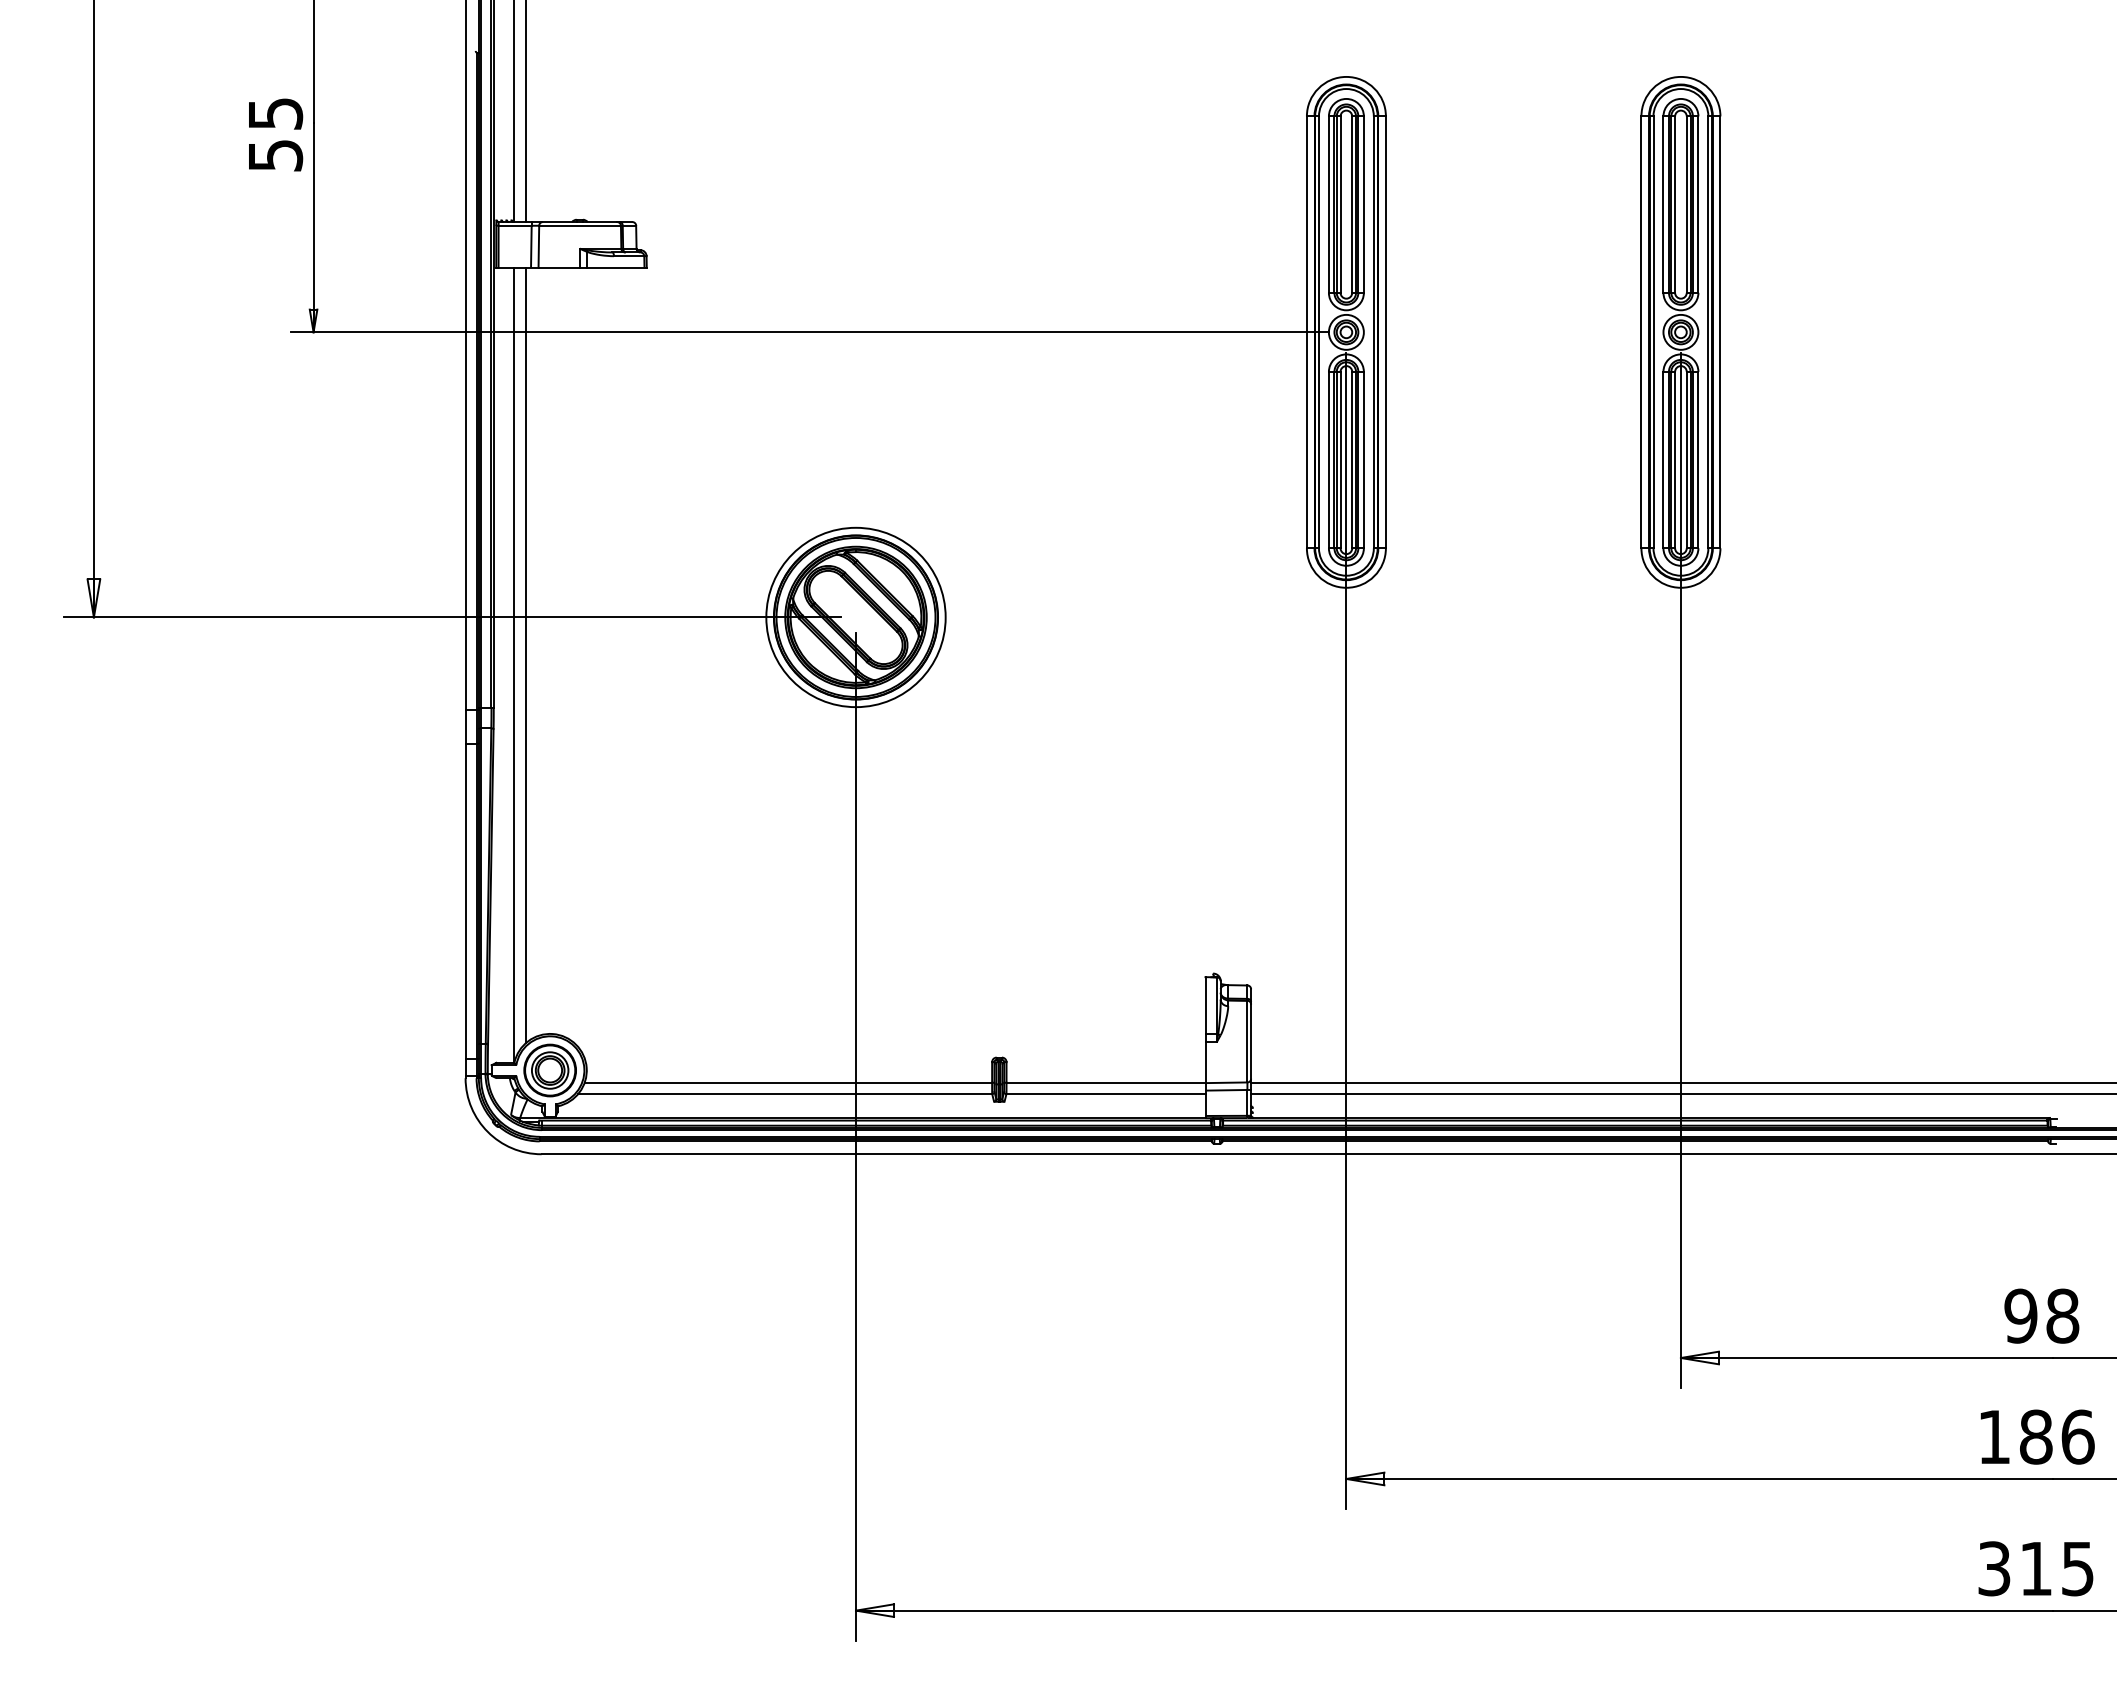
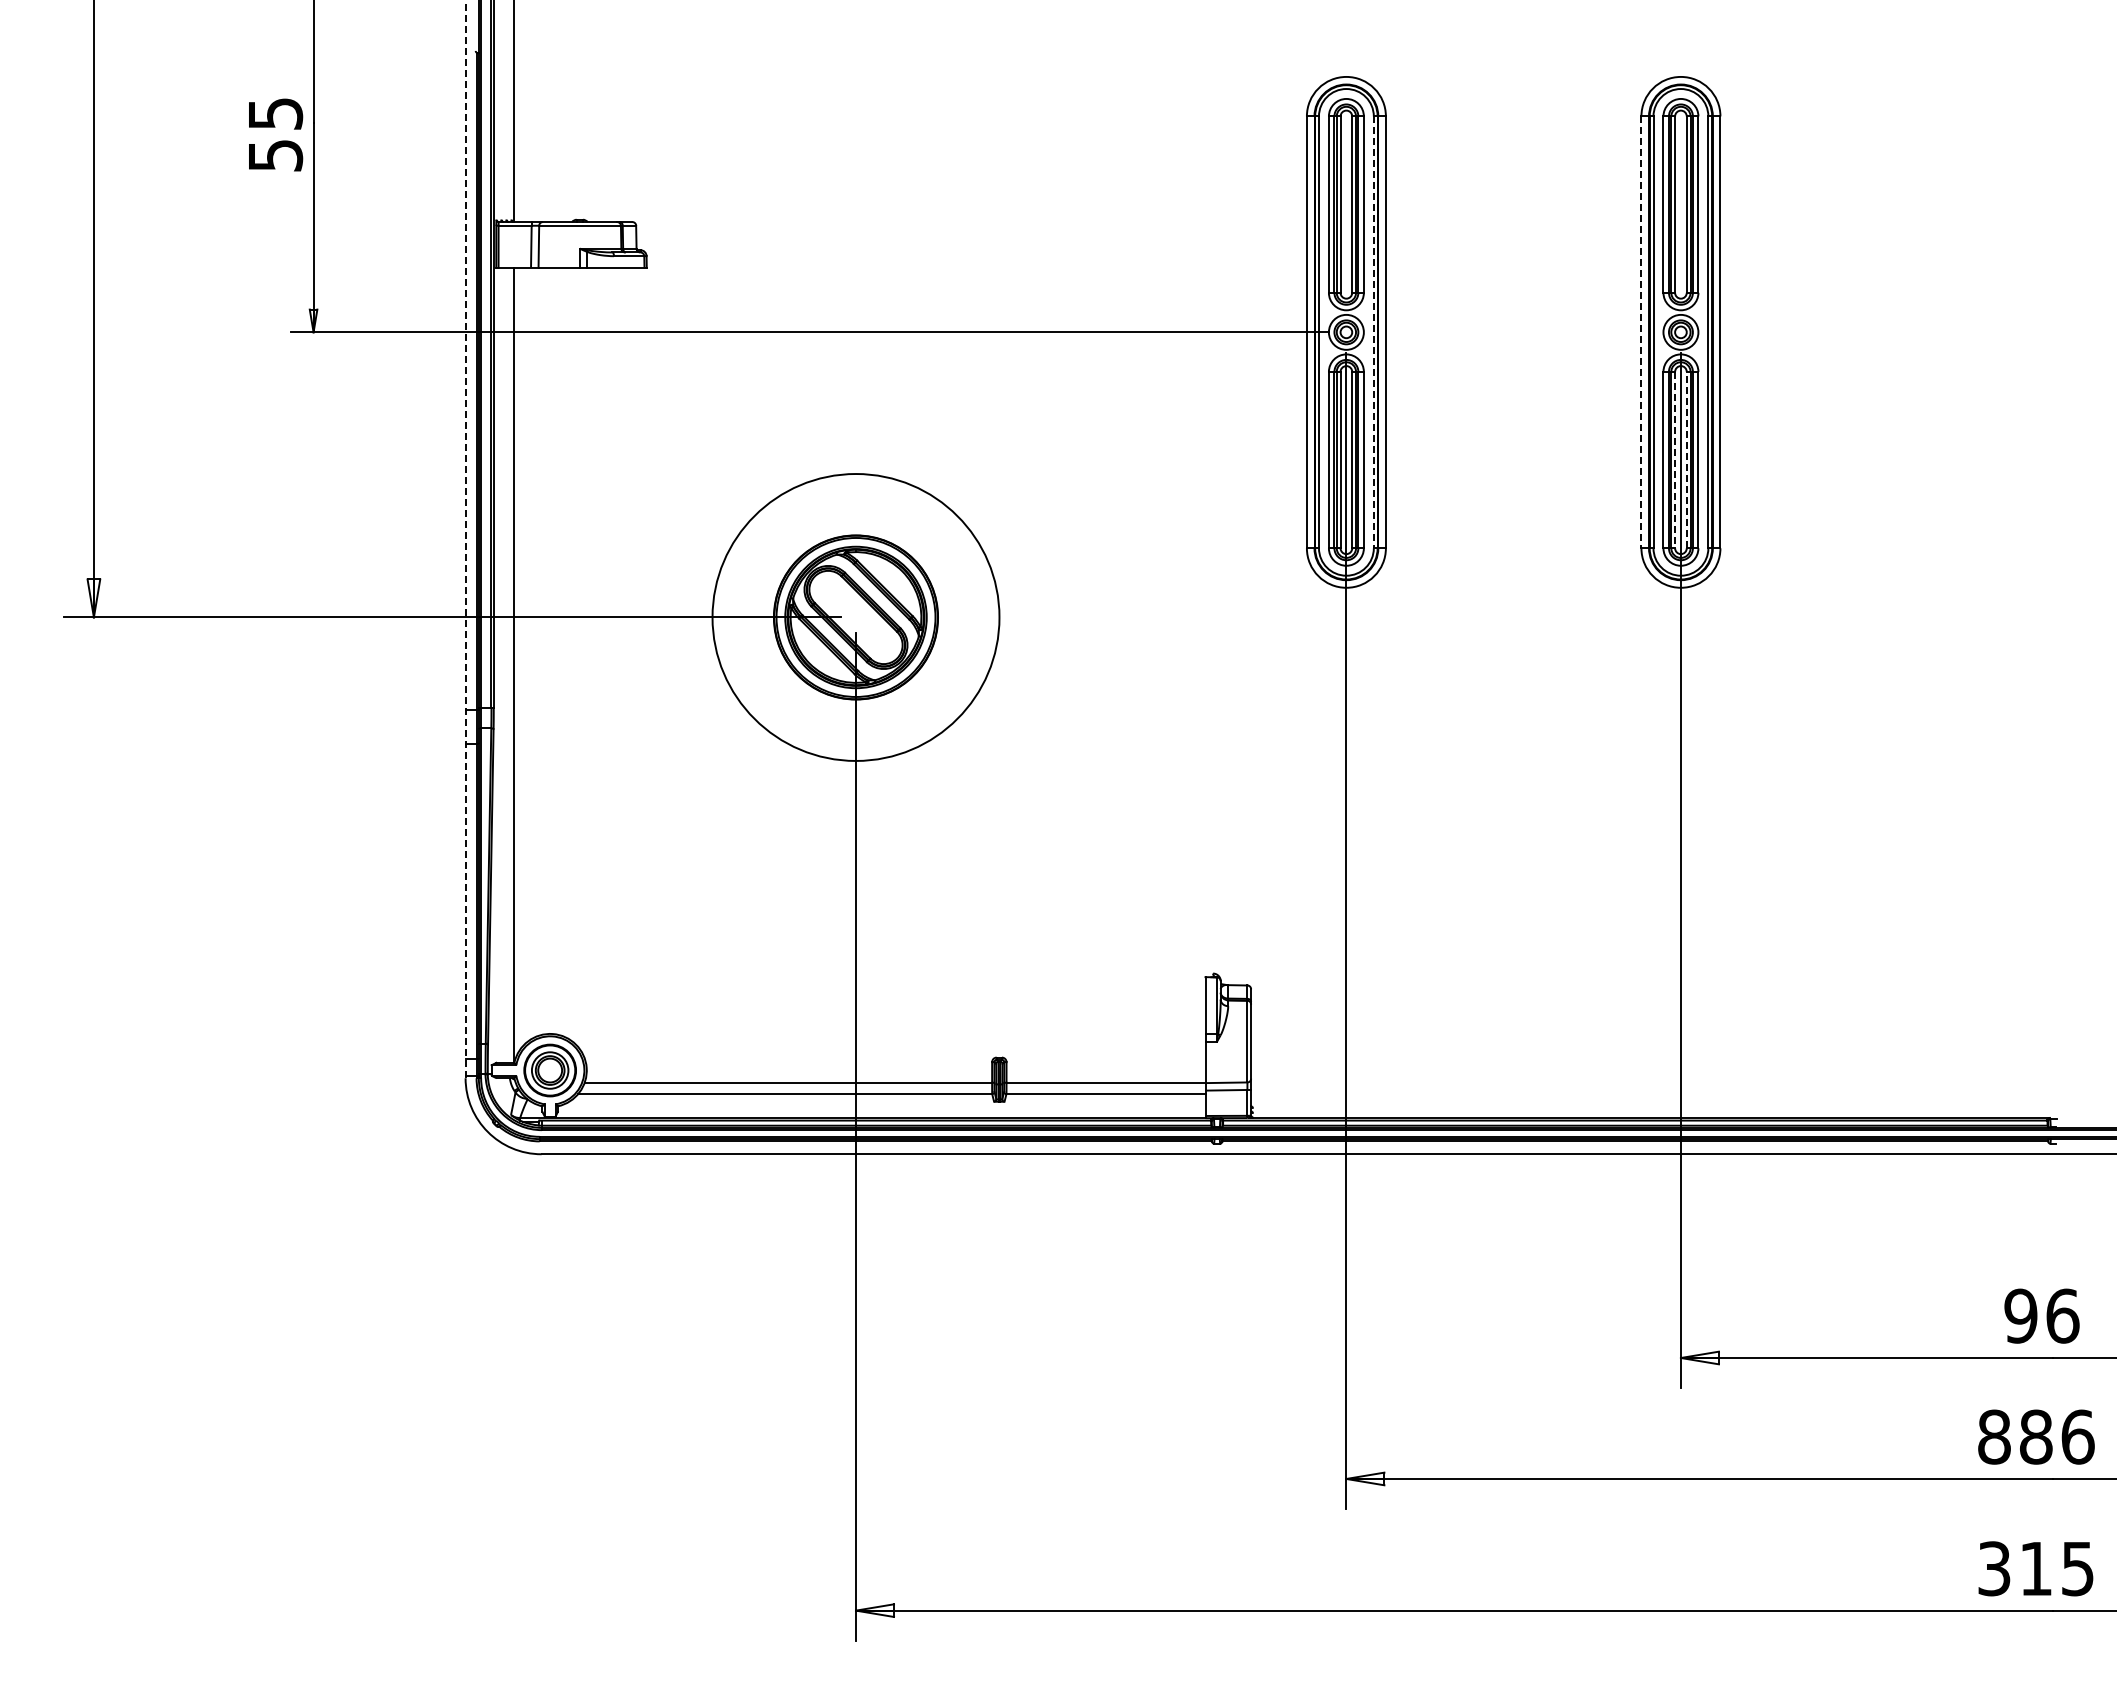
line: present -> none (525, 112)
line: solid -> dashed (1373, 332)
line: solid -> dashed (1641, 332)
line: solid -> dashed (1686, 459)
line: solid -> dashed (1675, 460)
line: solid -> dashed (465, 539)
circle diameter: 179 px -> 287 px (855, 617)
line: present -> none (525, 655)
line: present -> none (1682, 1082)
line: present -> none (1682, 1094)
text: 98 -> 96 (2062, 1315)
text: 186 -> 886 (1994, 1436)
